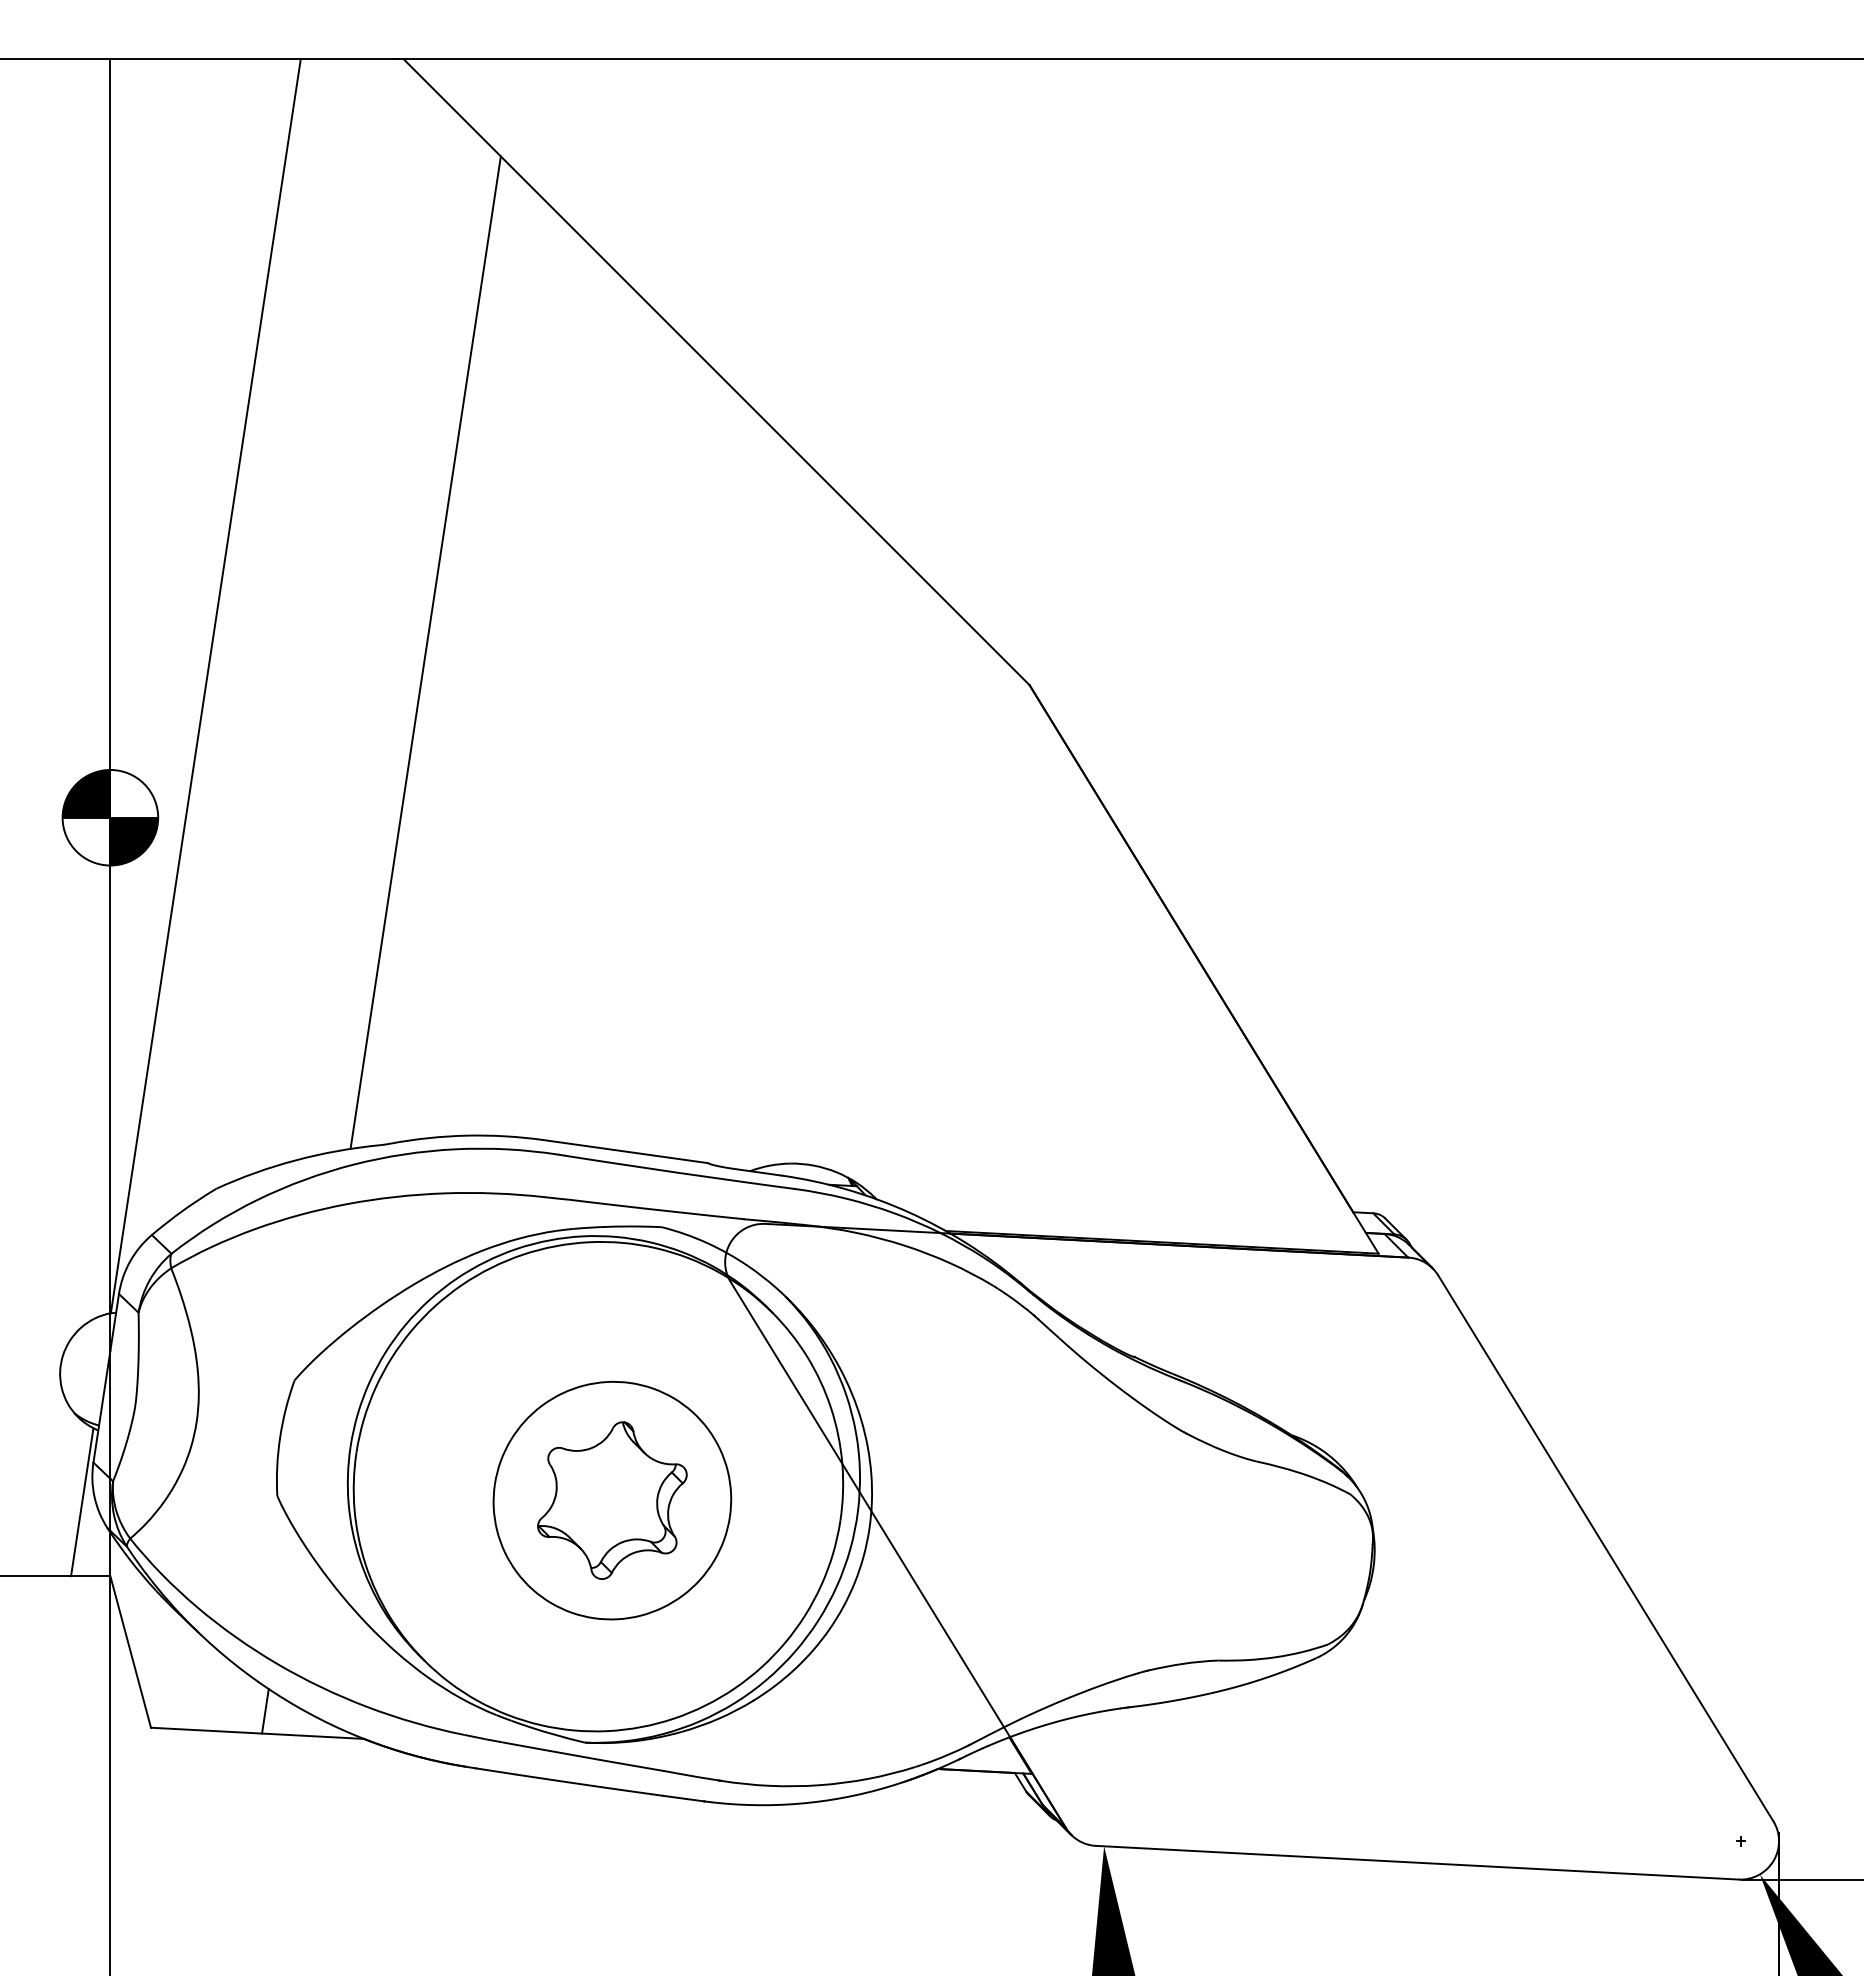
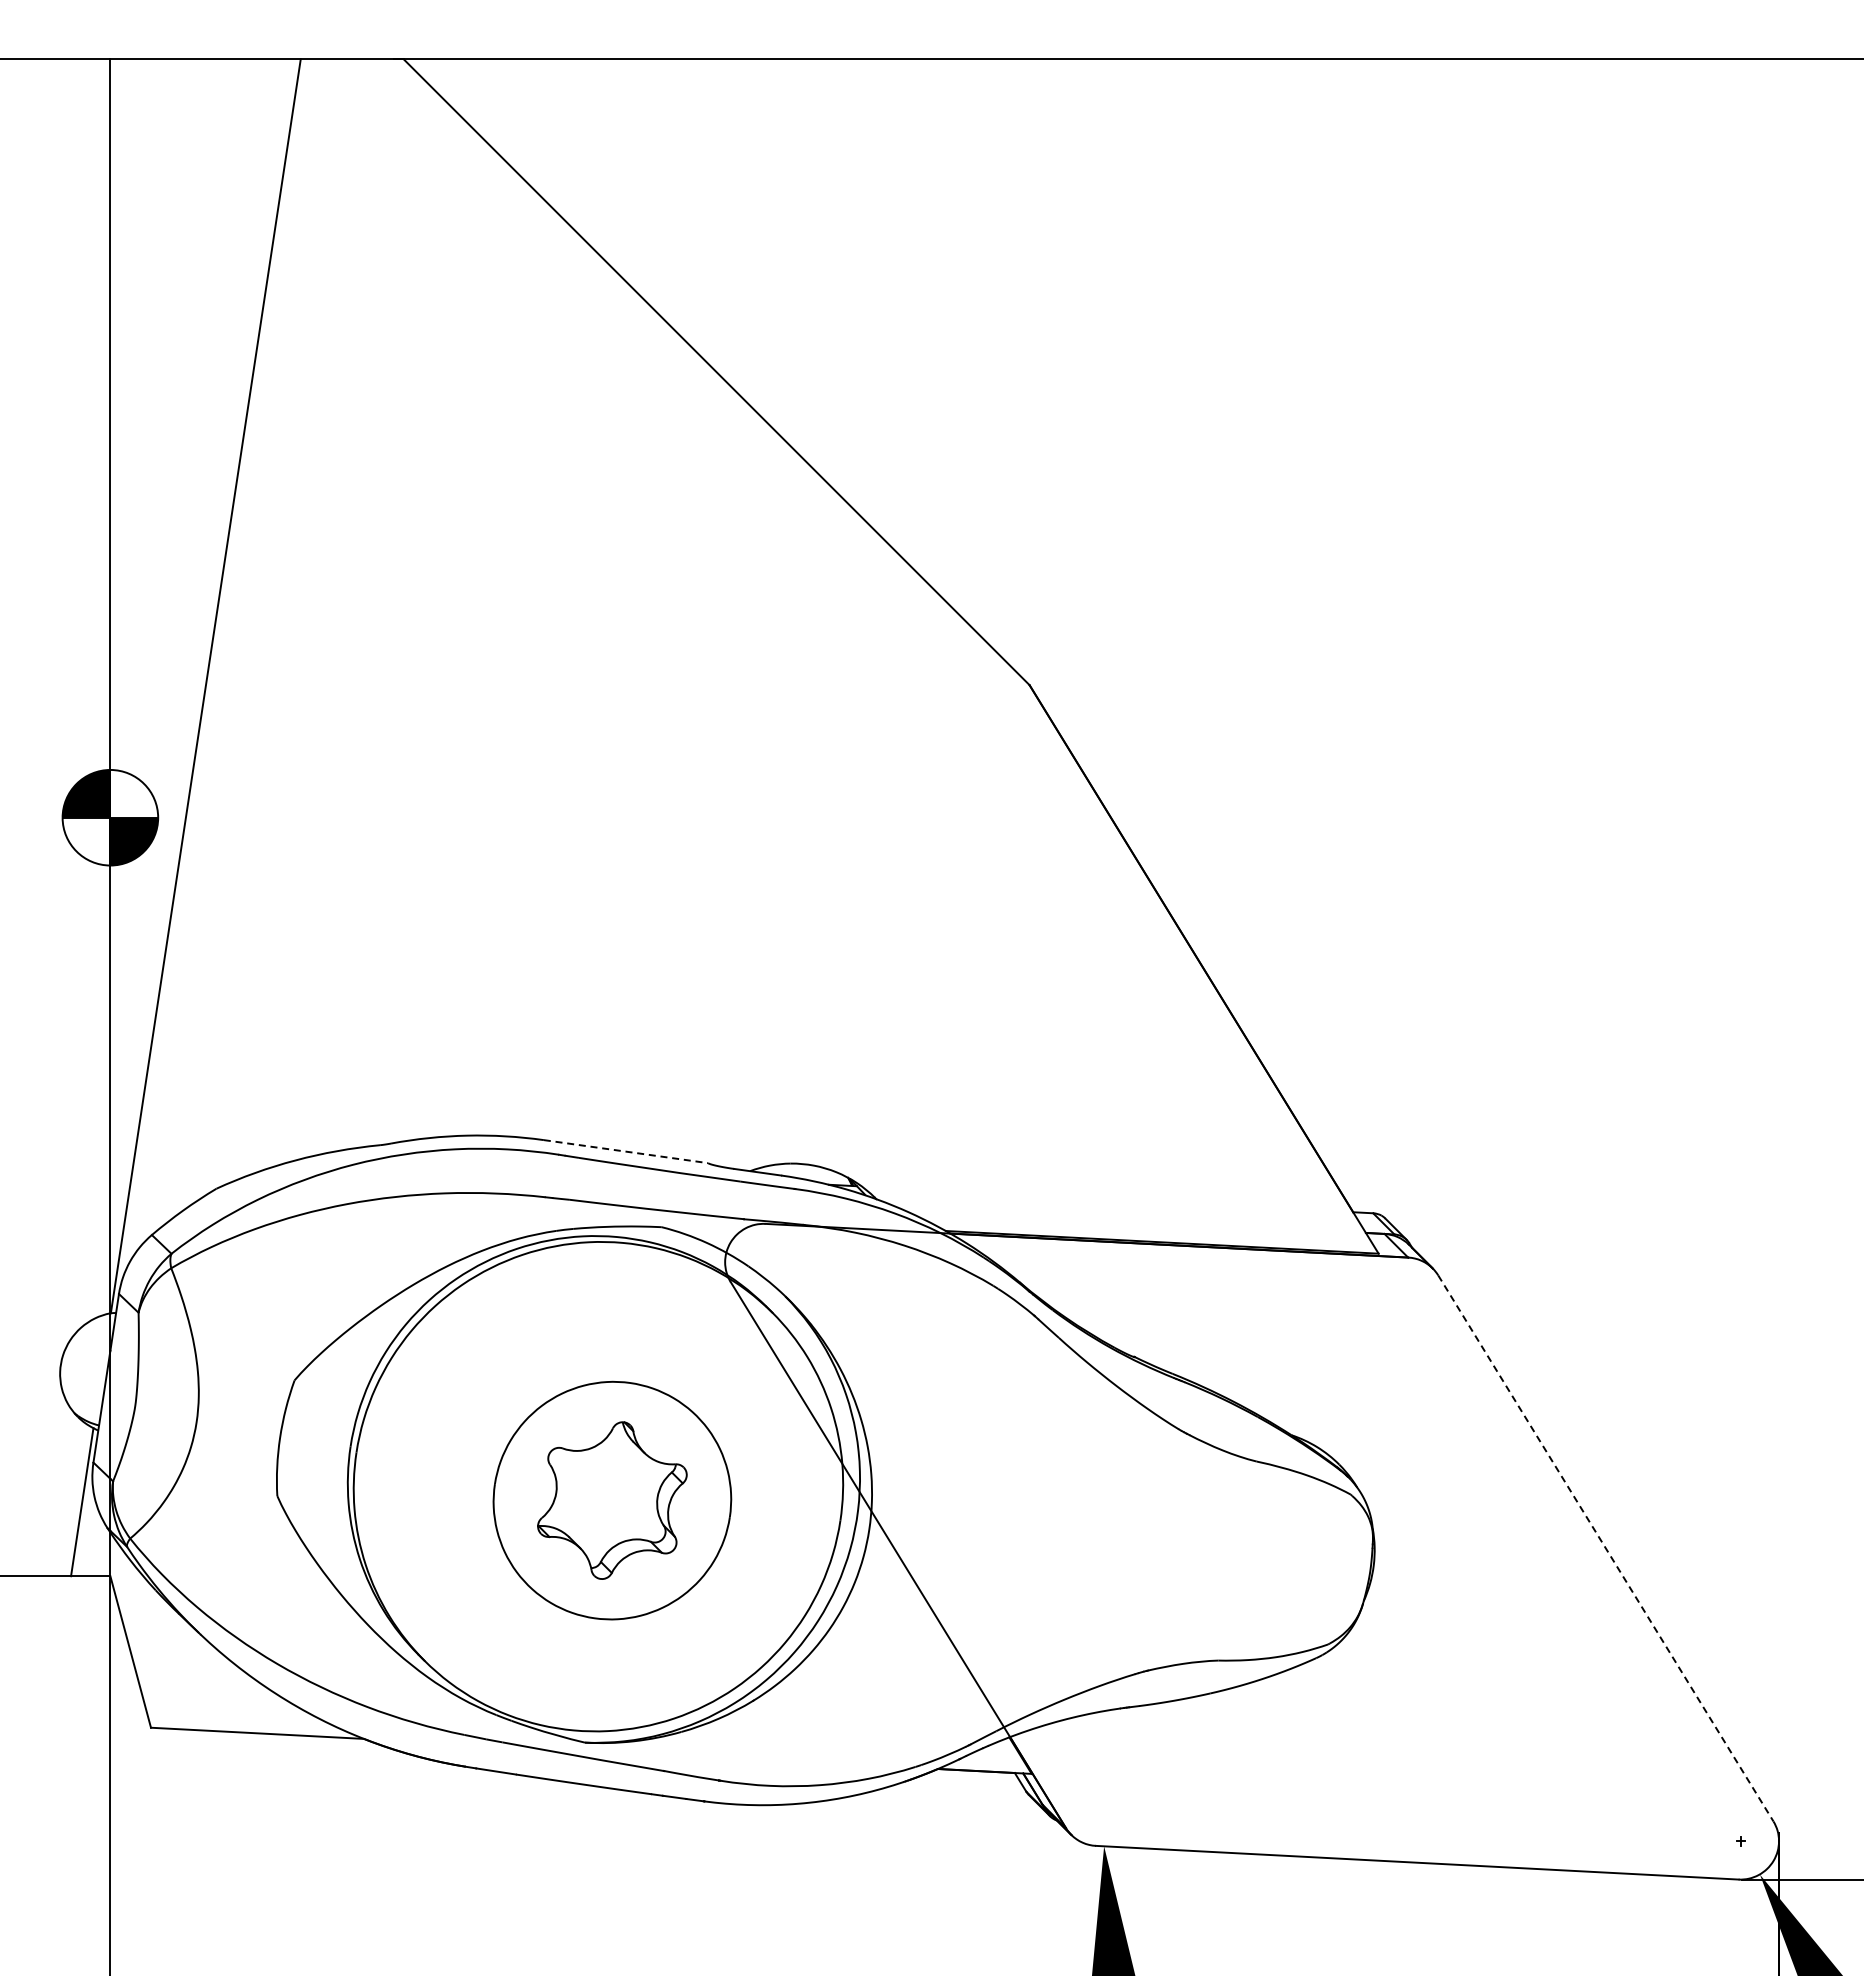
line: present -> none (425, 652)
line: solid -> dashed (626, 1151)
line: solid -> dashed (1606, 1548)
line: present -> none (265, 1711)
